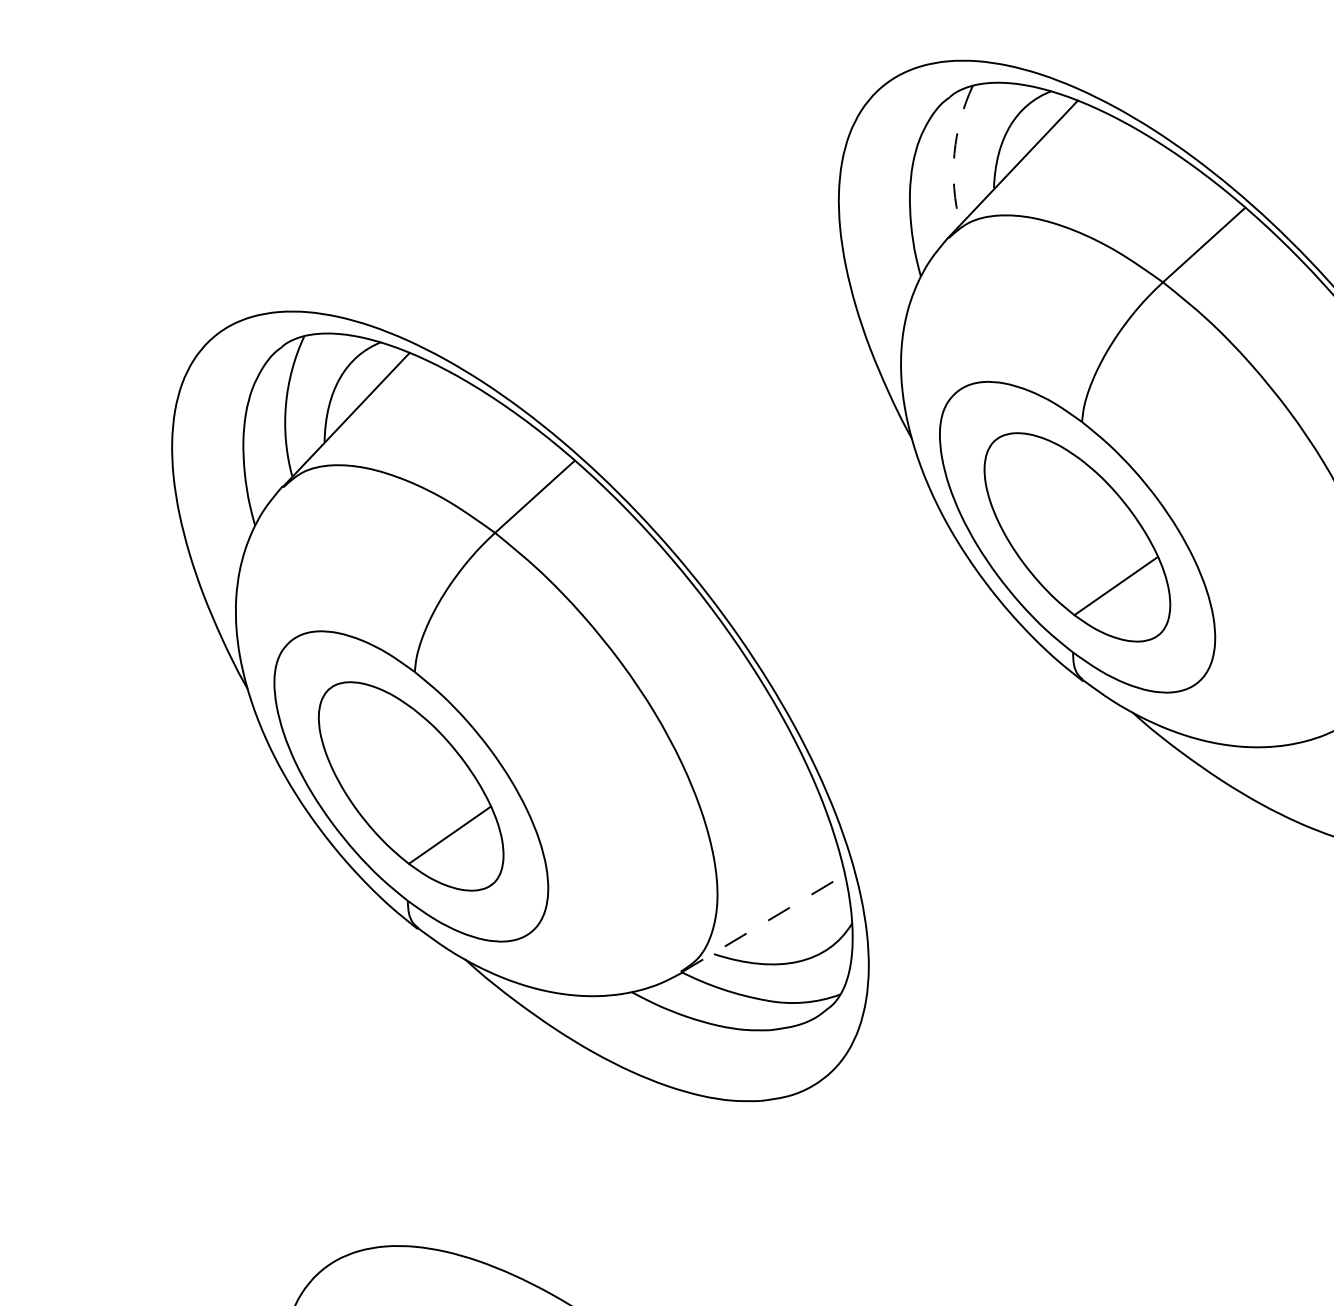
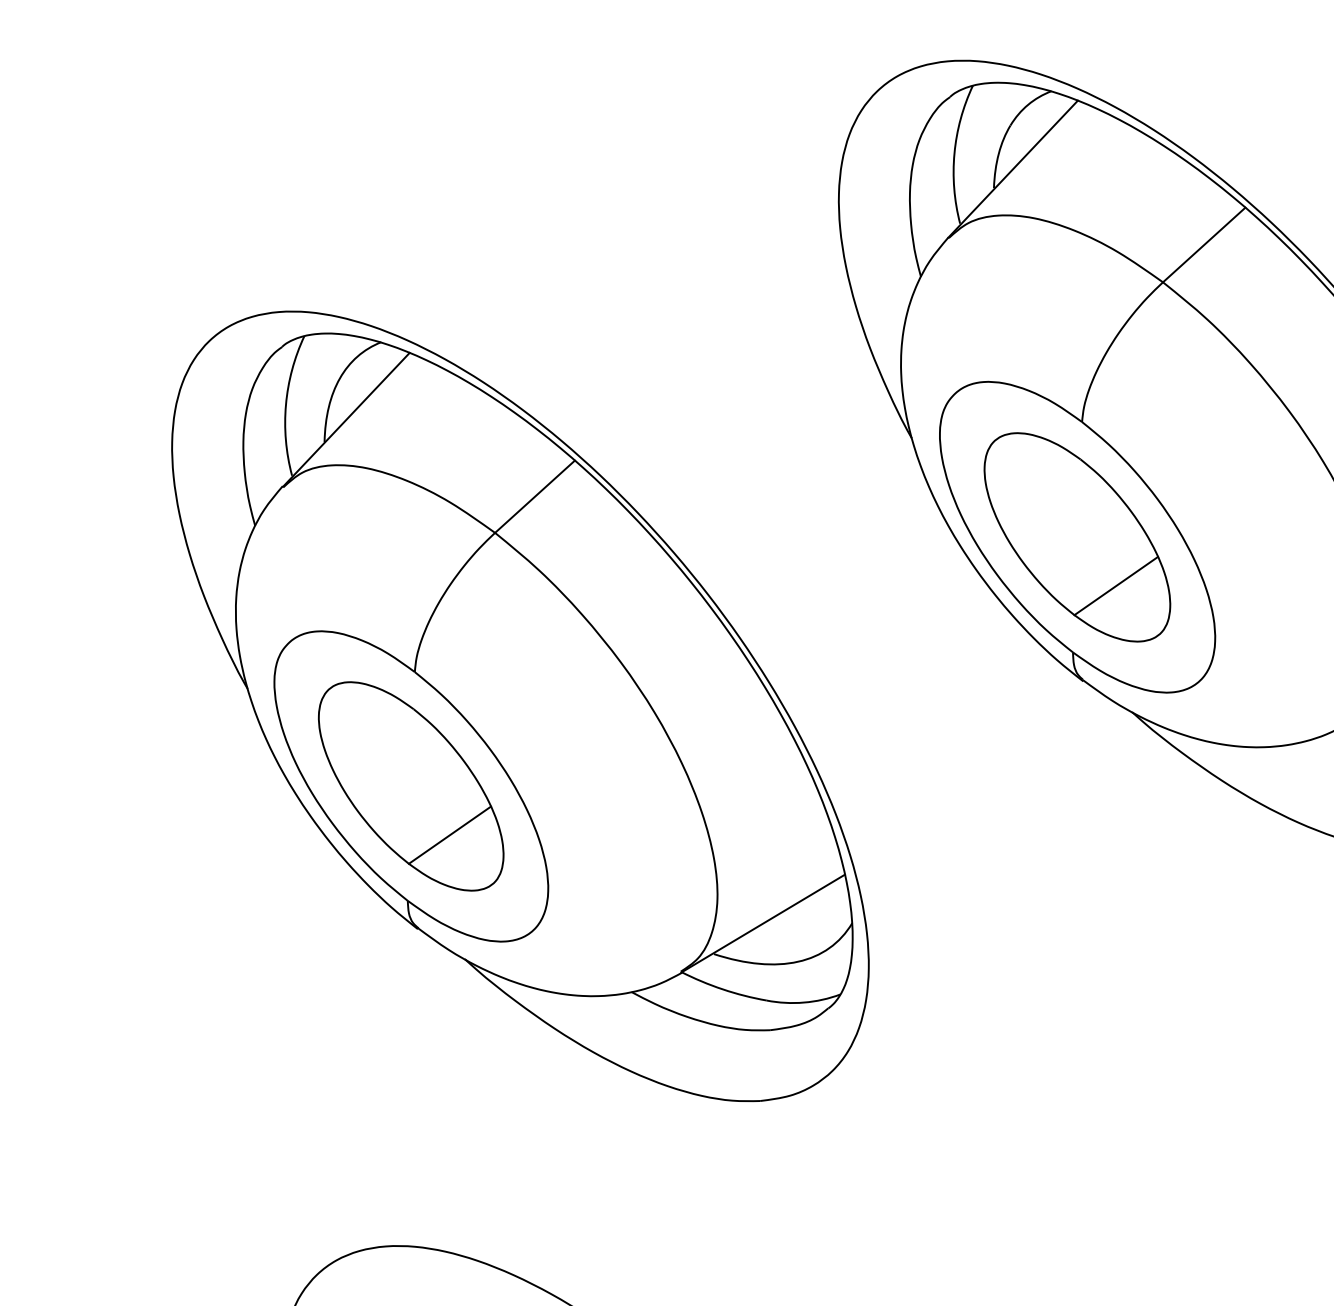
arc: dashed -> solid (954, 153)
line: dashed -> solid (763, 923)
